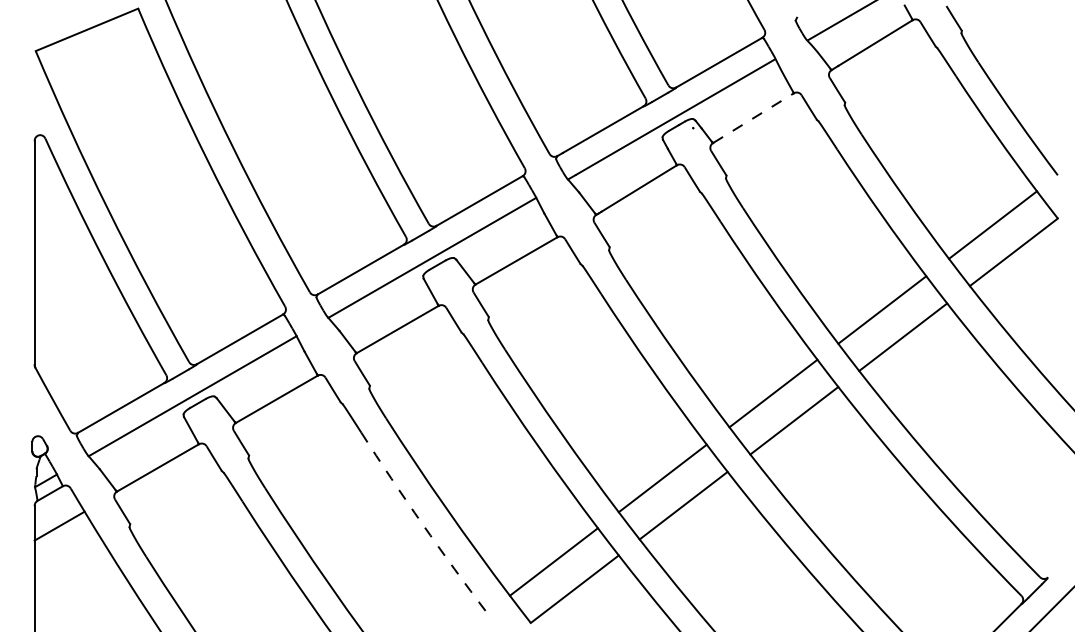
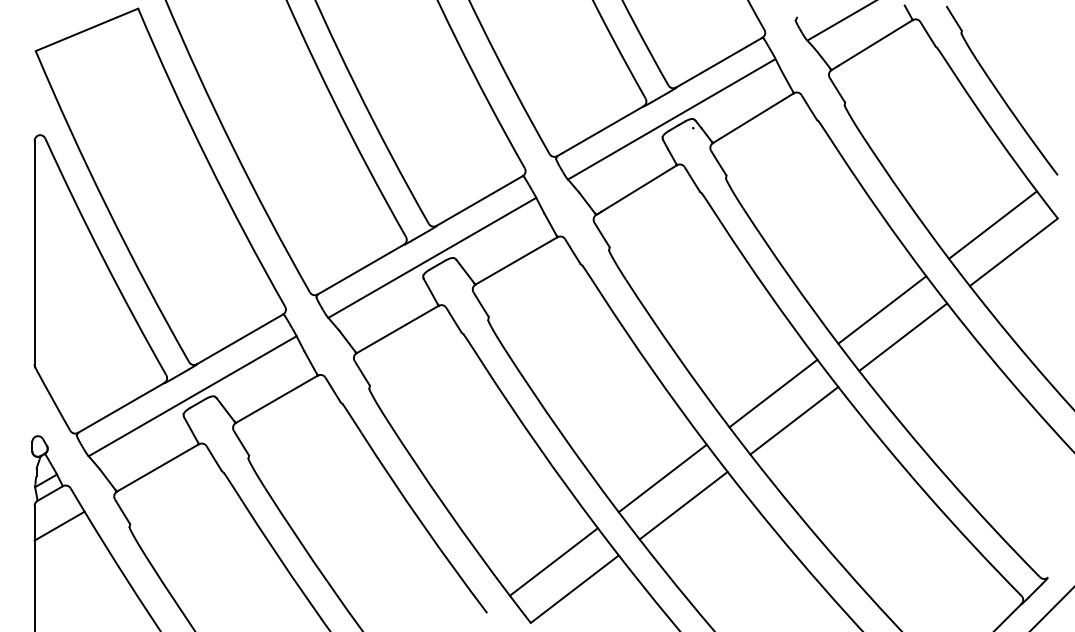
line: dashed -> solid (753, 117)
arc: dashed -> solid (422, 524)
